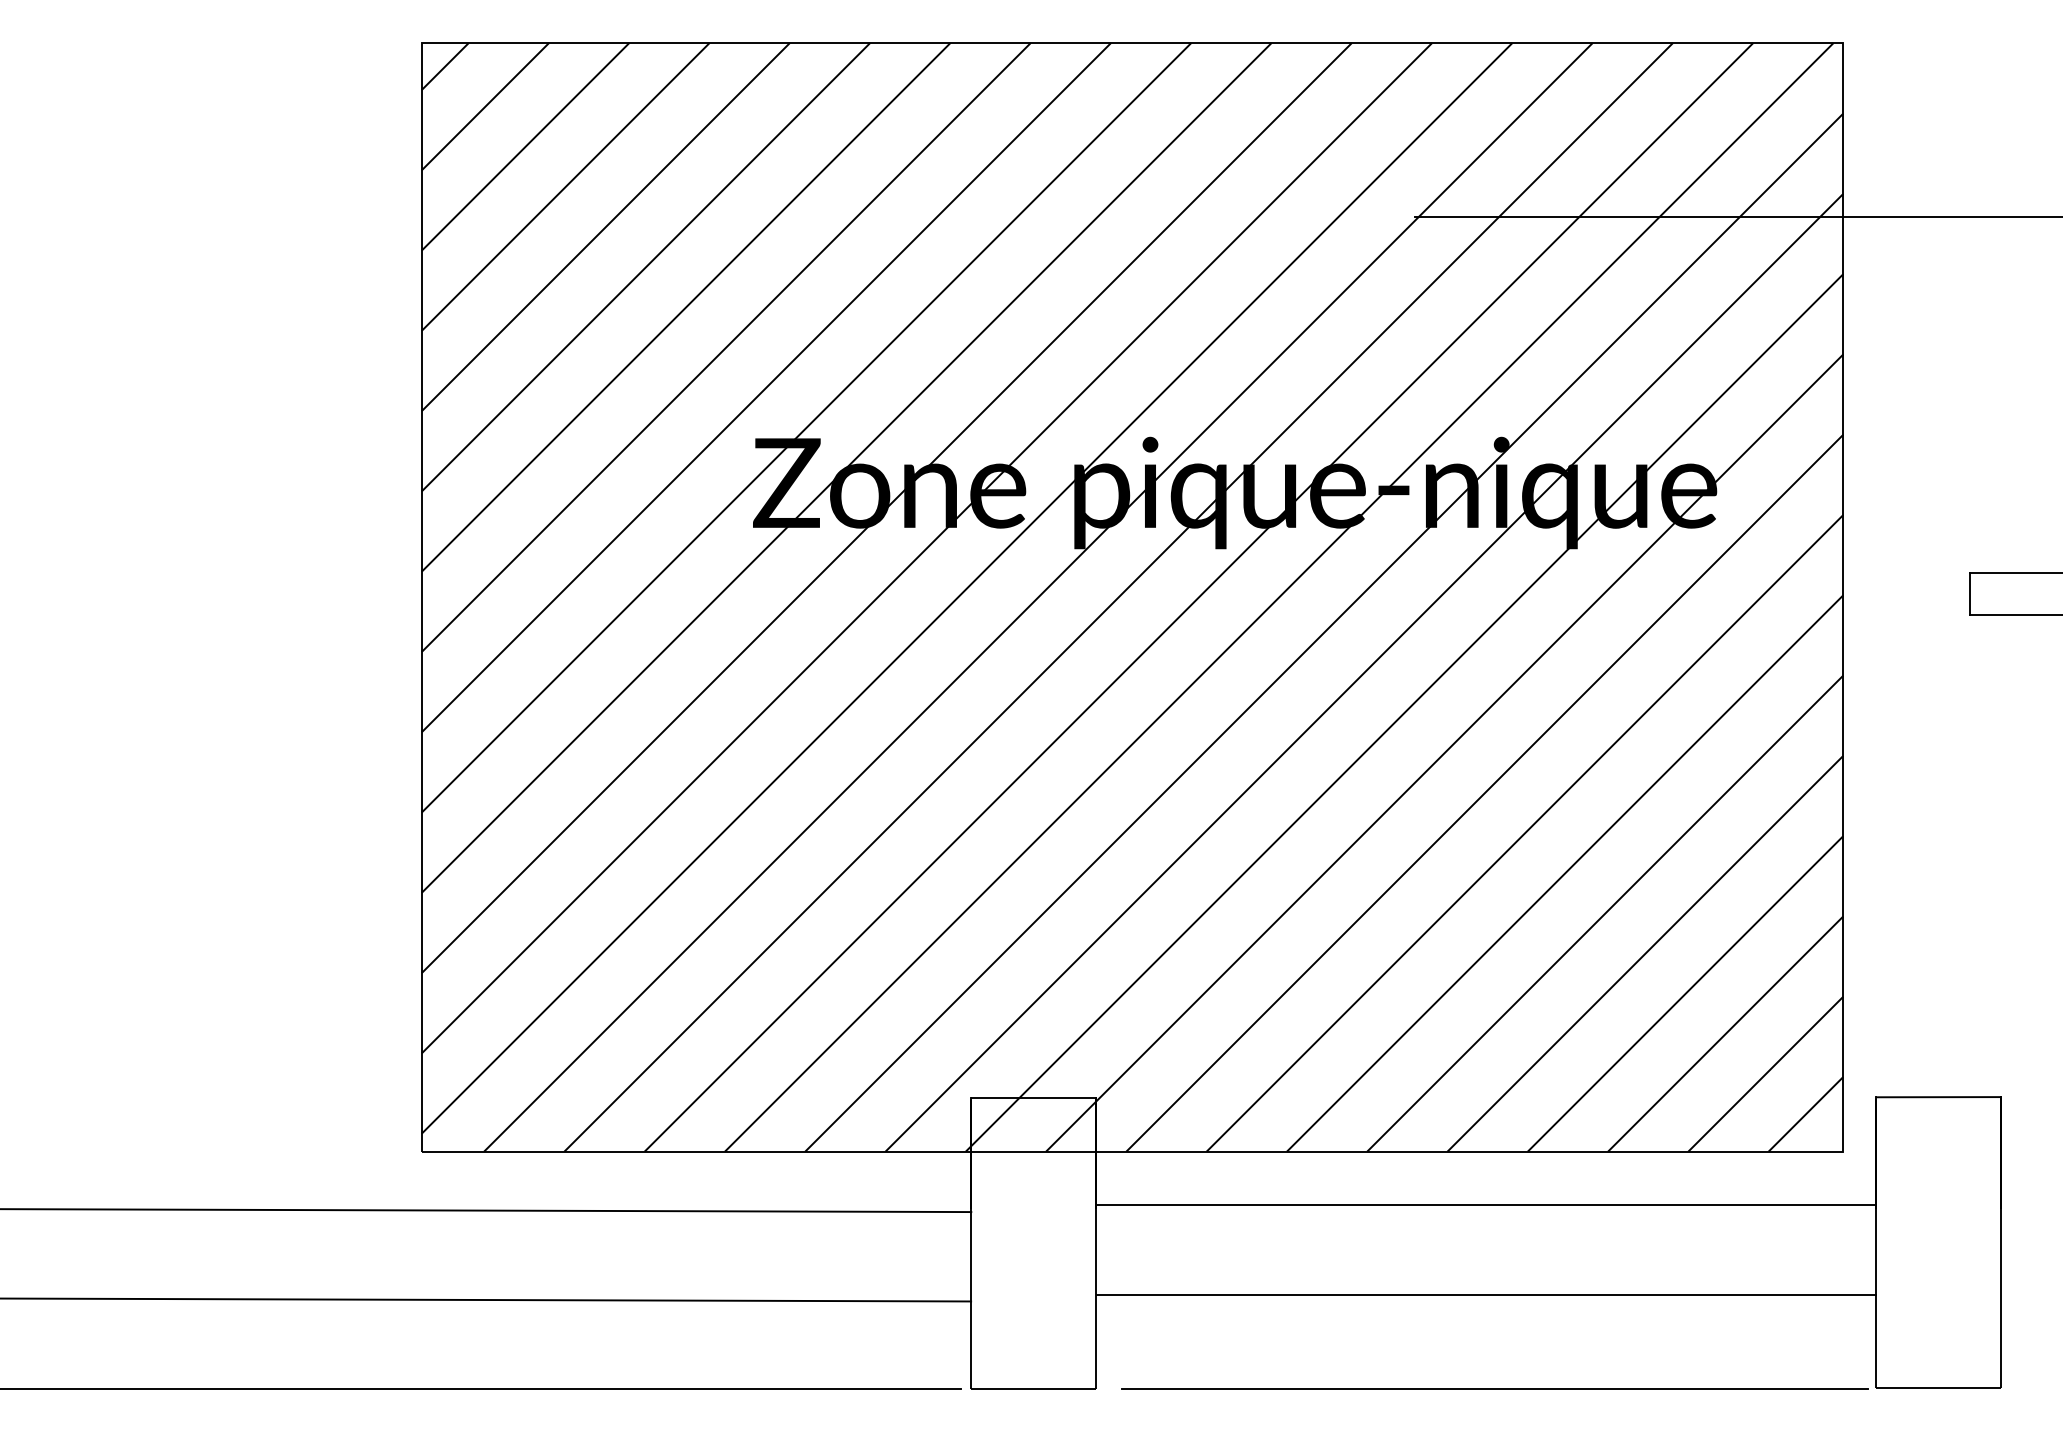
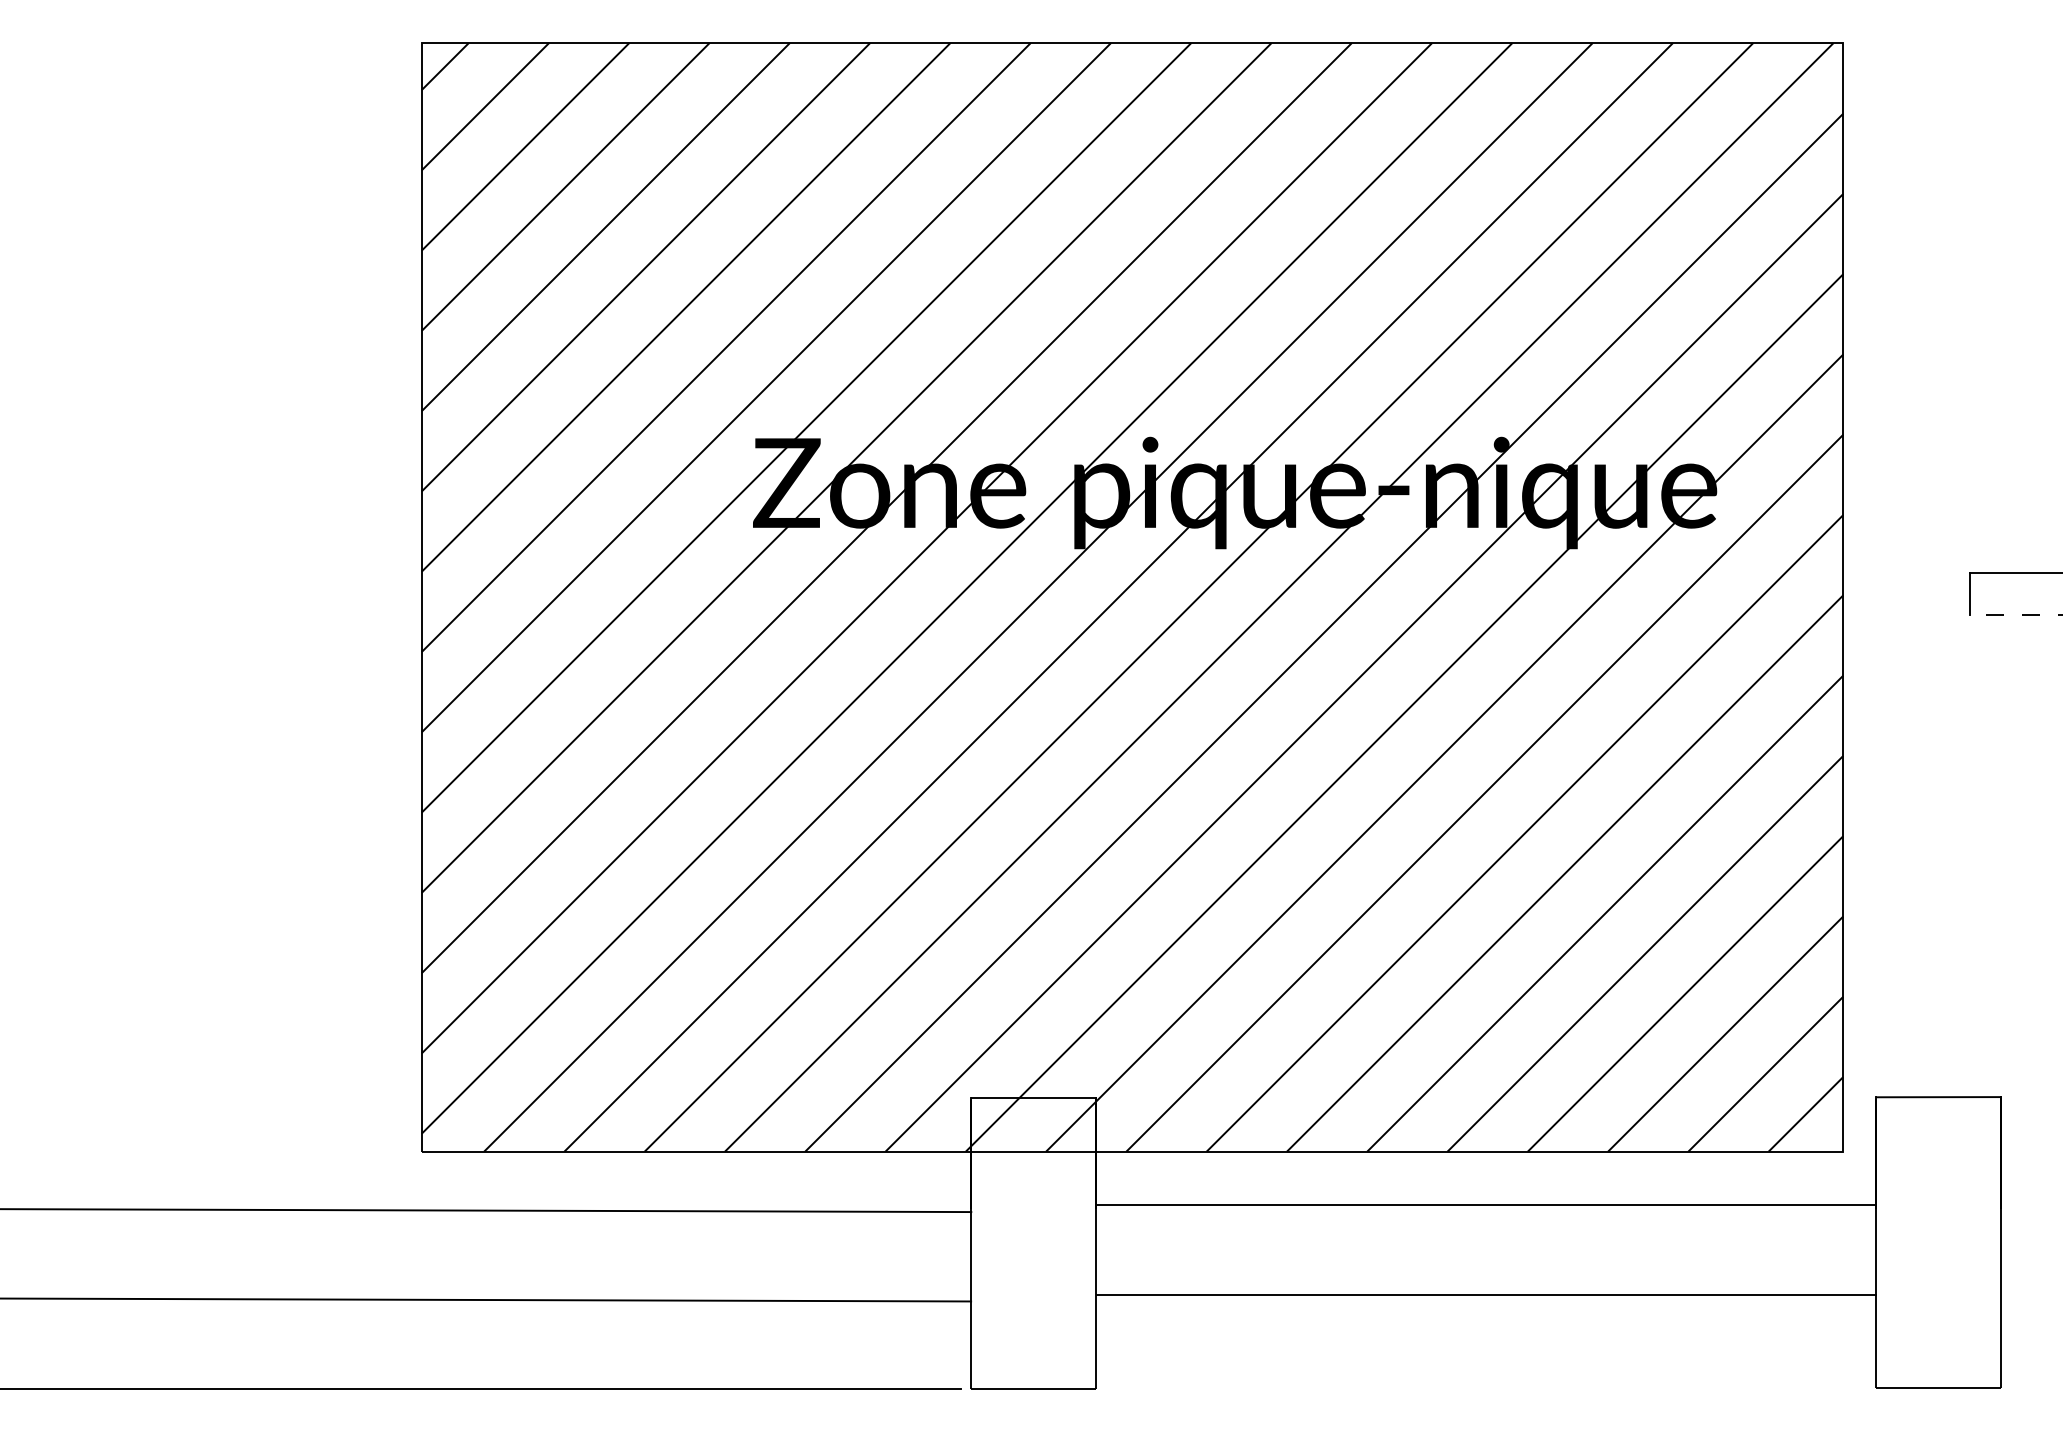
line: present -> none (1736, 216)
line: solid -> dashed (2016, 615)
line: present -> none (1494, 1388)
